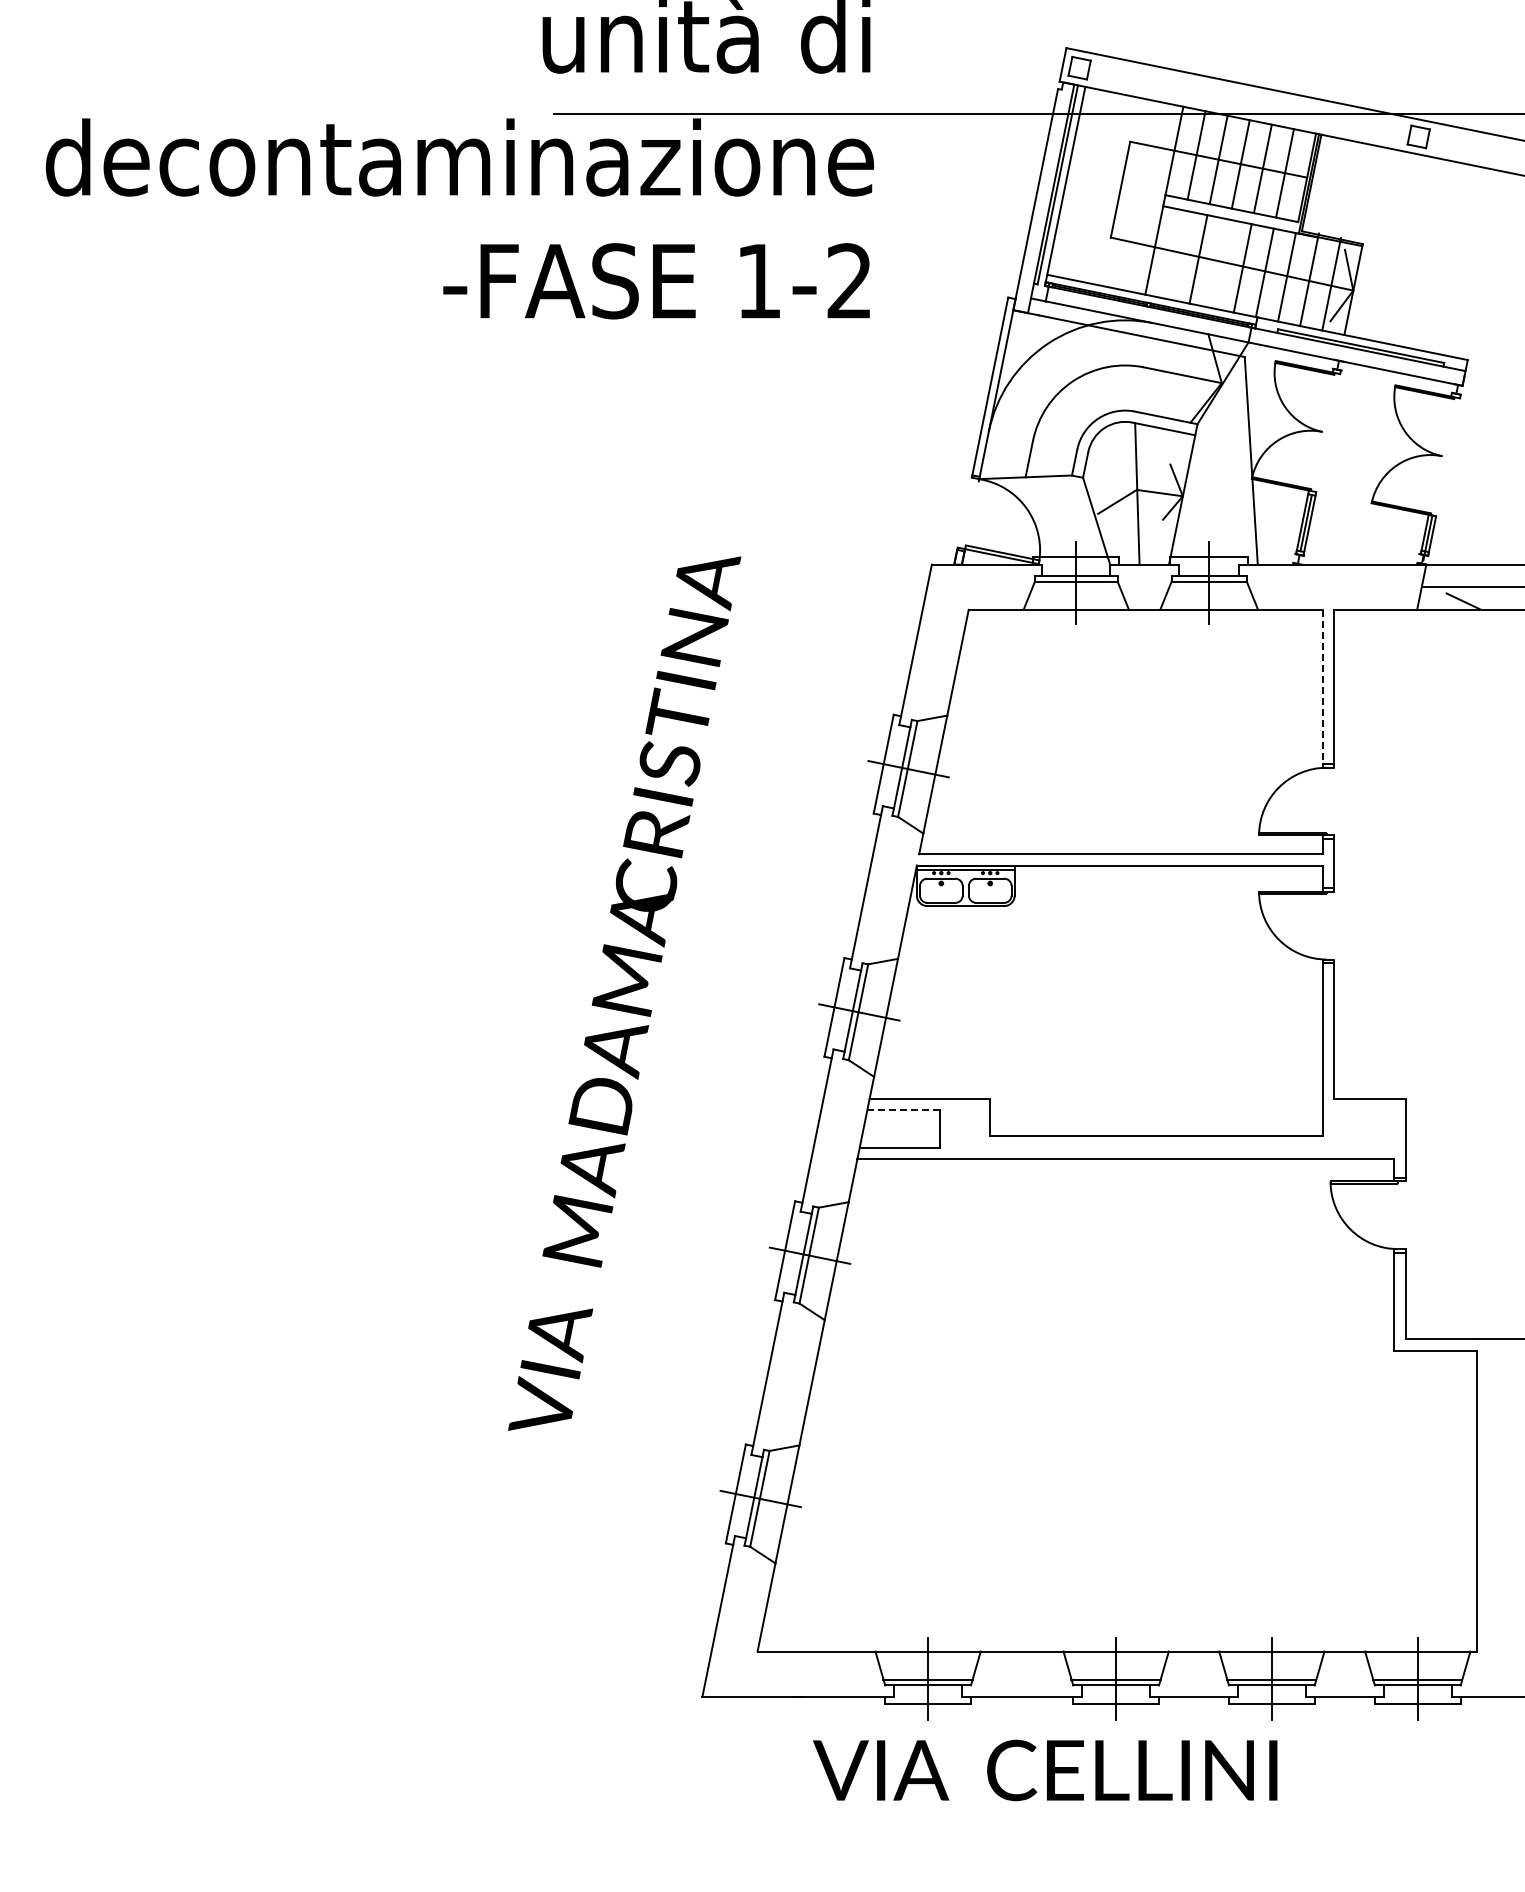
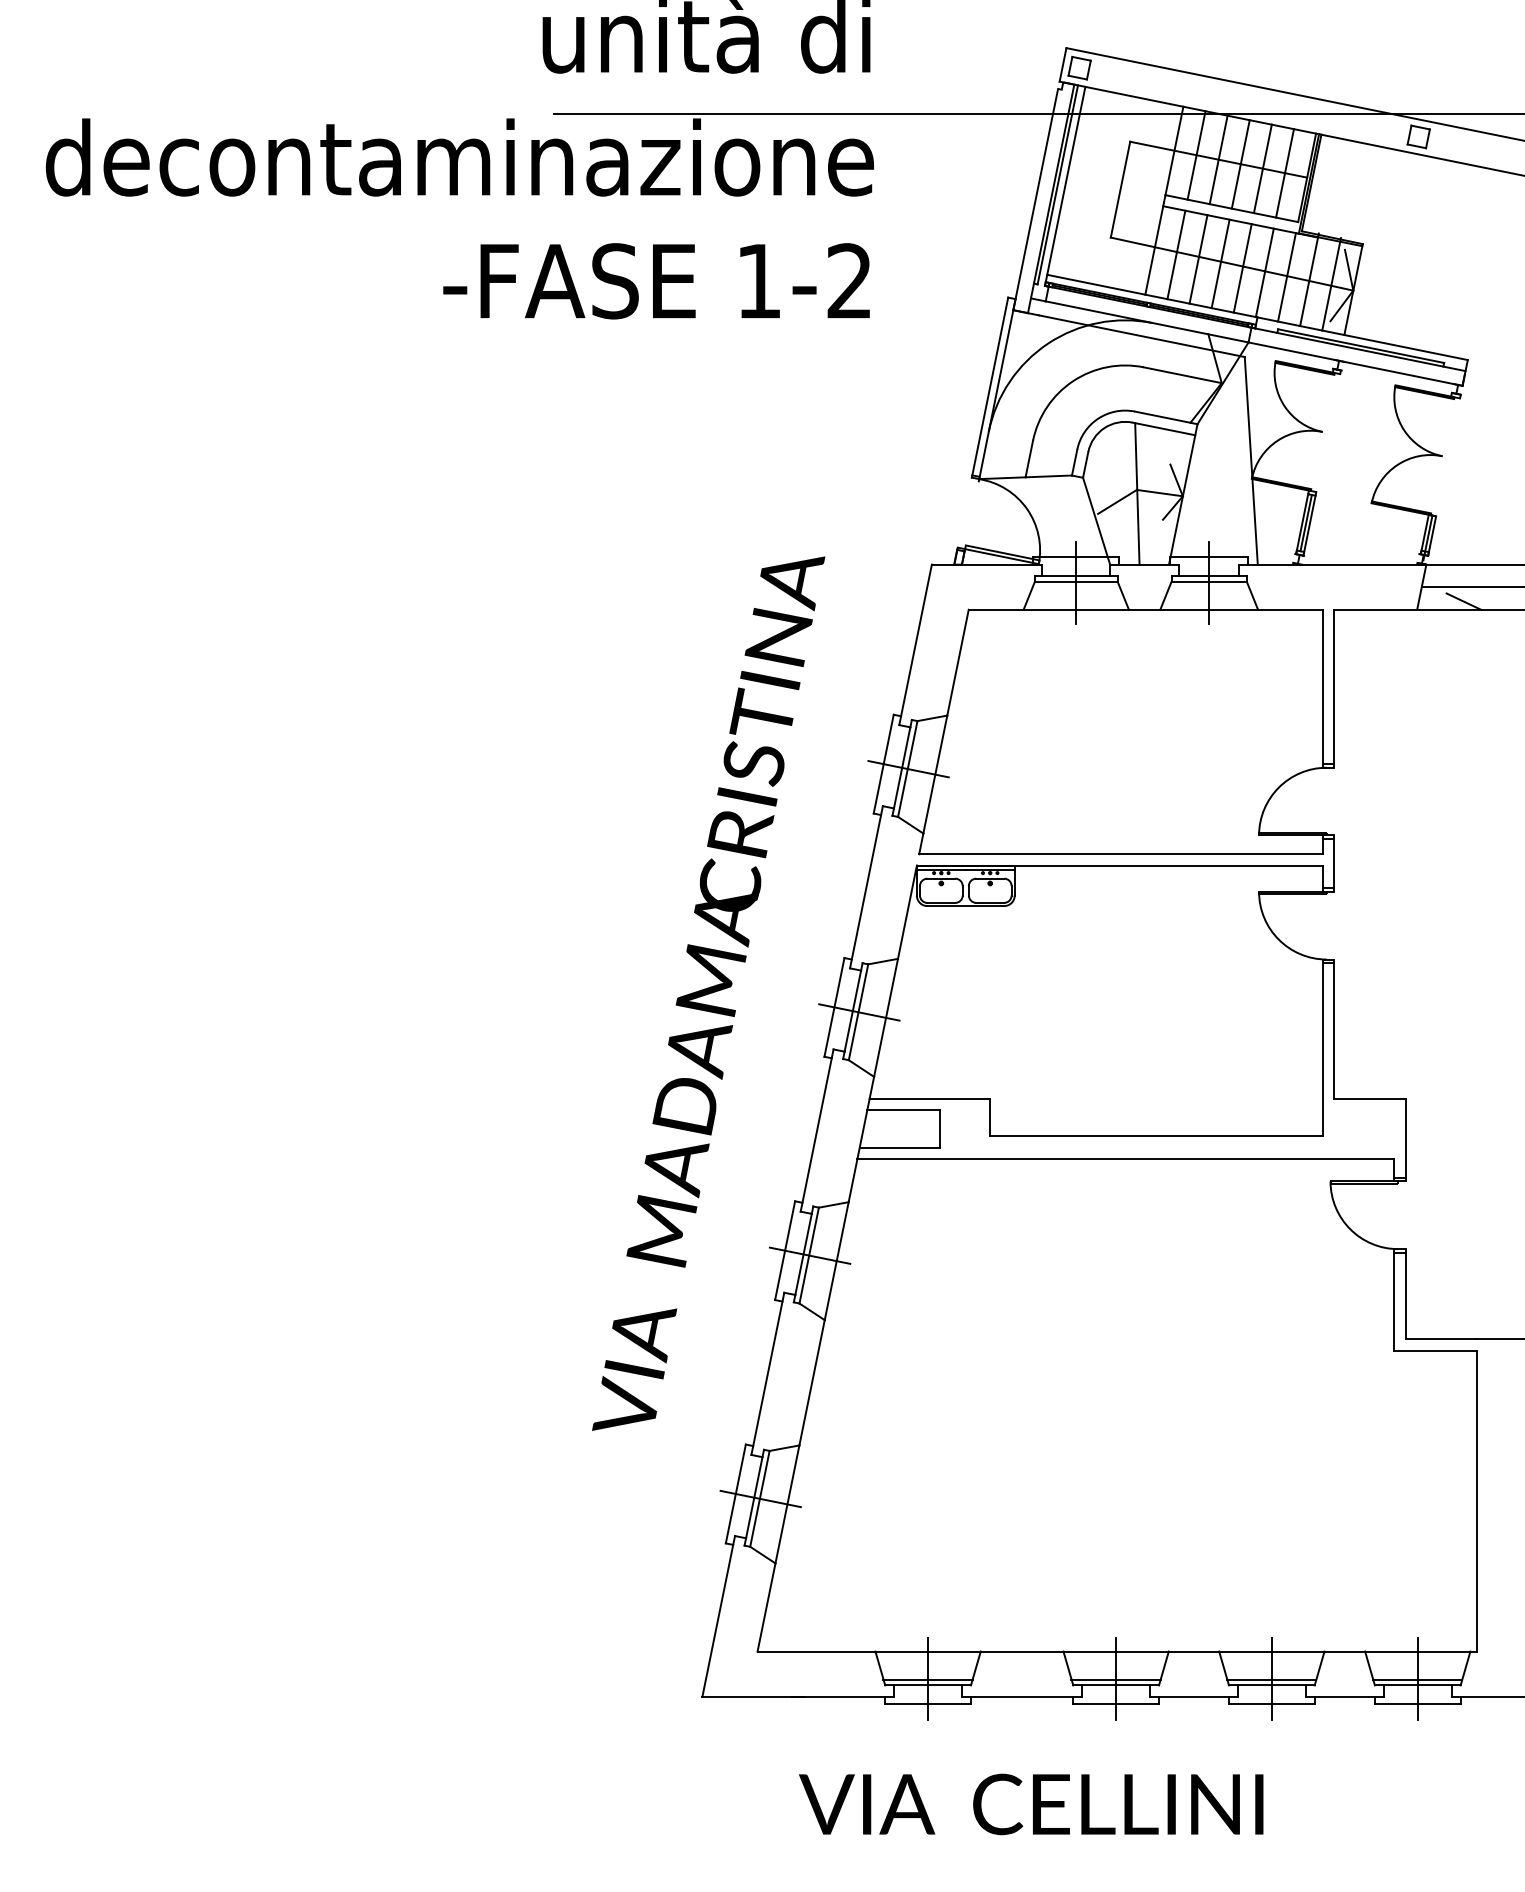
line: none -> present (1176, 254)
line: none -> present (1220, 263)
line: dashed -> solid (1323, 687)
text position: (624, 993) -> (708, 993) (708, 993)
line: dashed -> solid (904, 1109)
text position: (1045, 1770) -> (1031, 1804) (1031, 1804)
